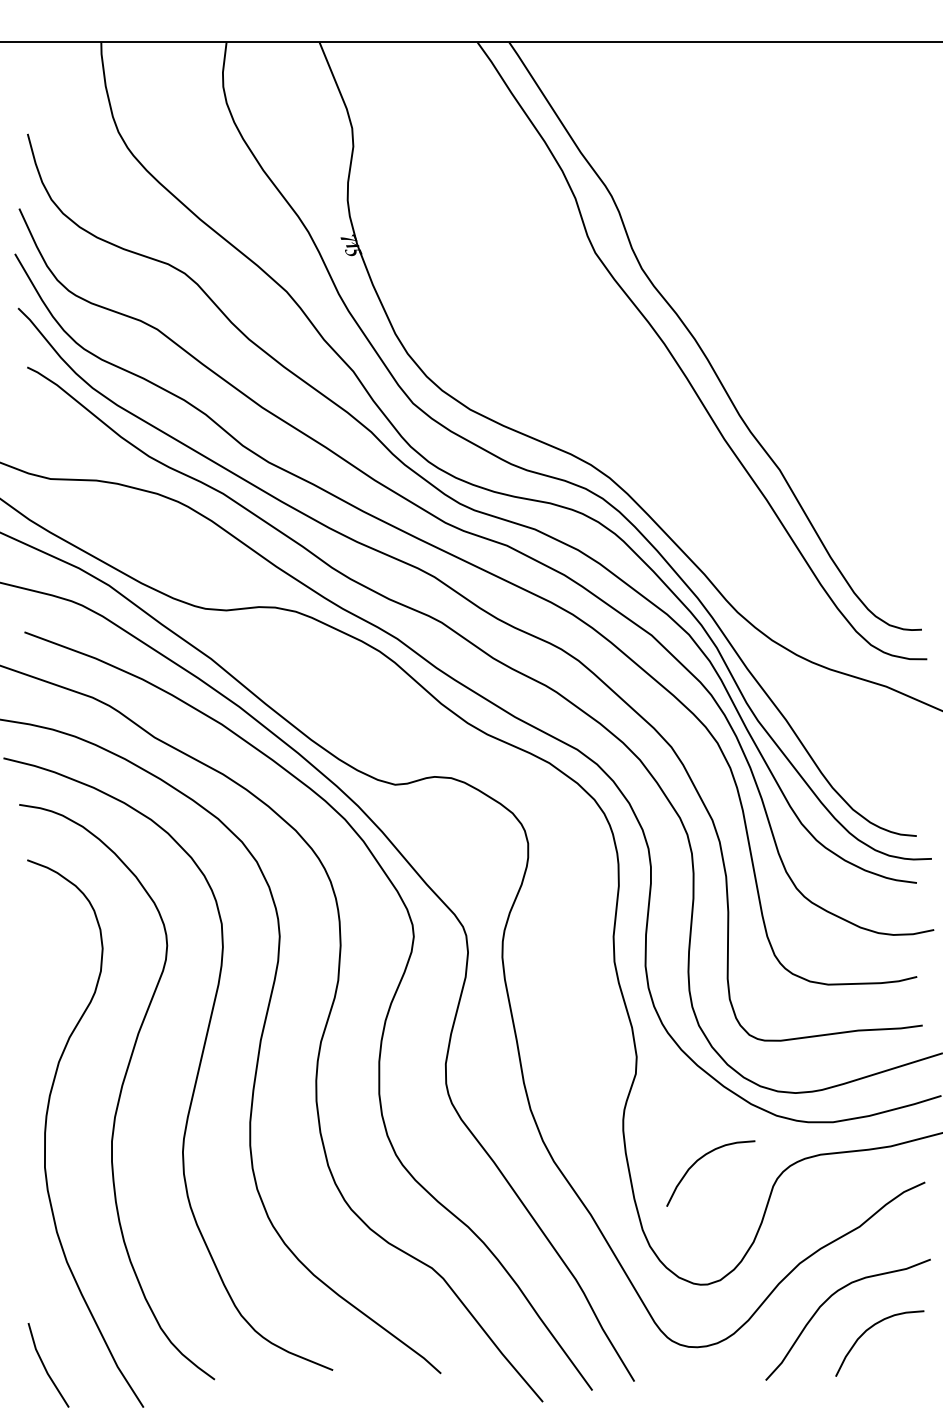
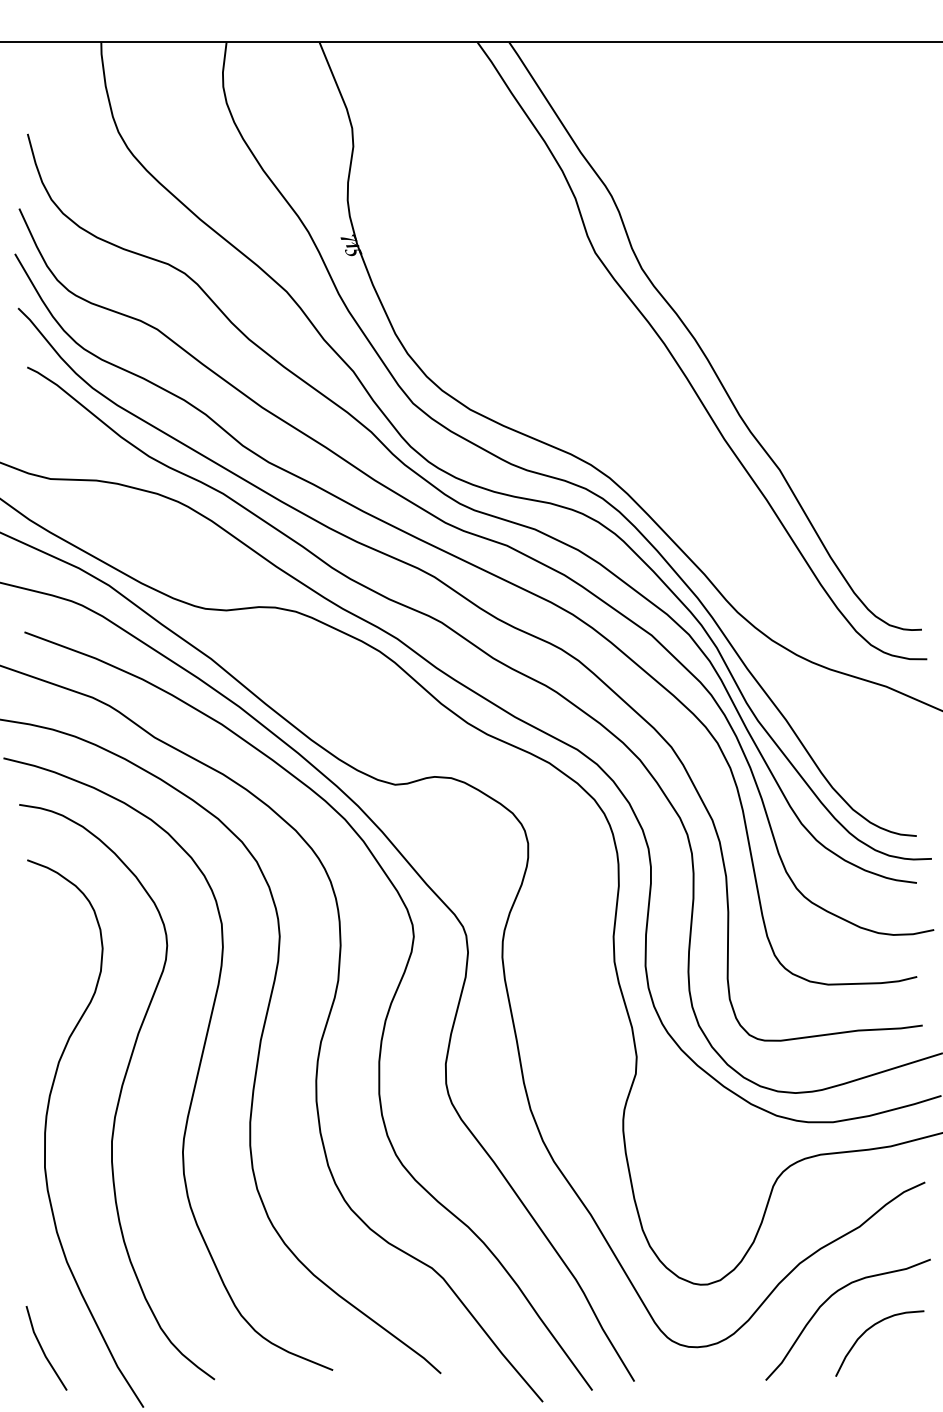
curve: present -> none (699, 1160)
line position: (45, 1366) -> (43, 1349) (43, 1349)
